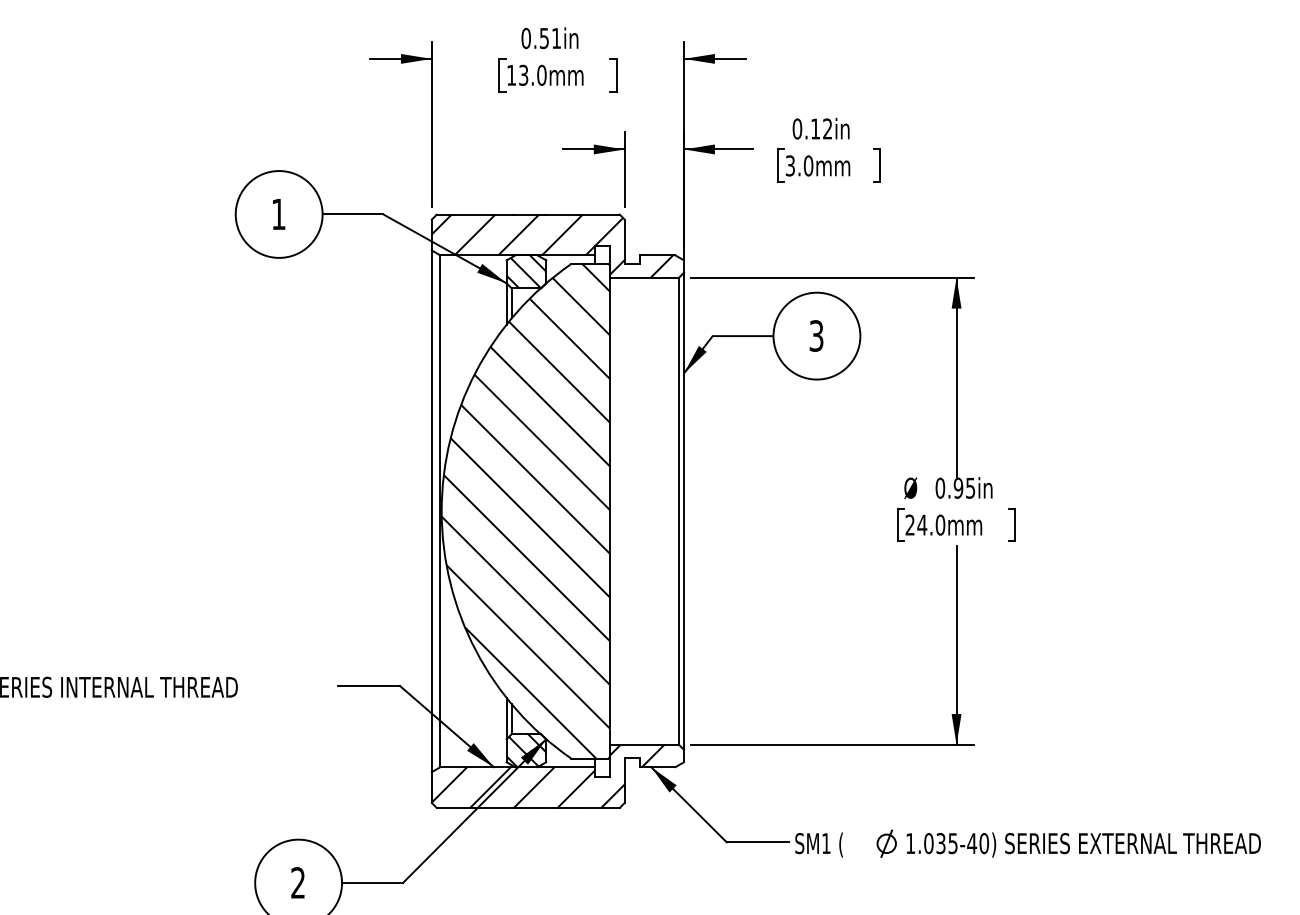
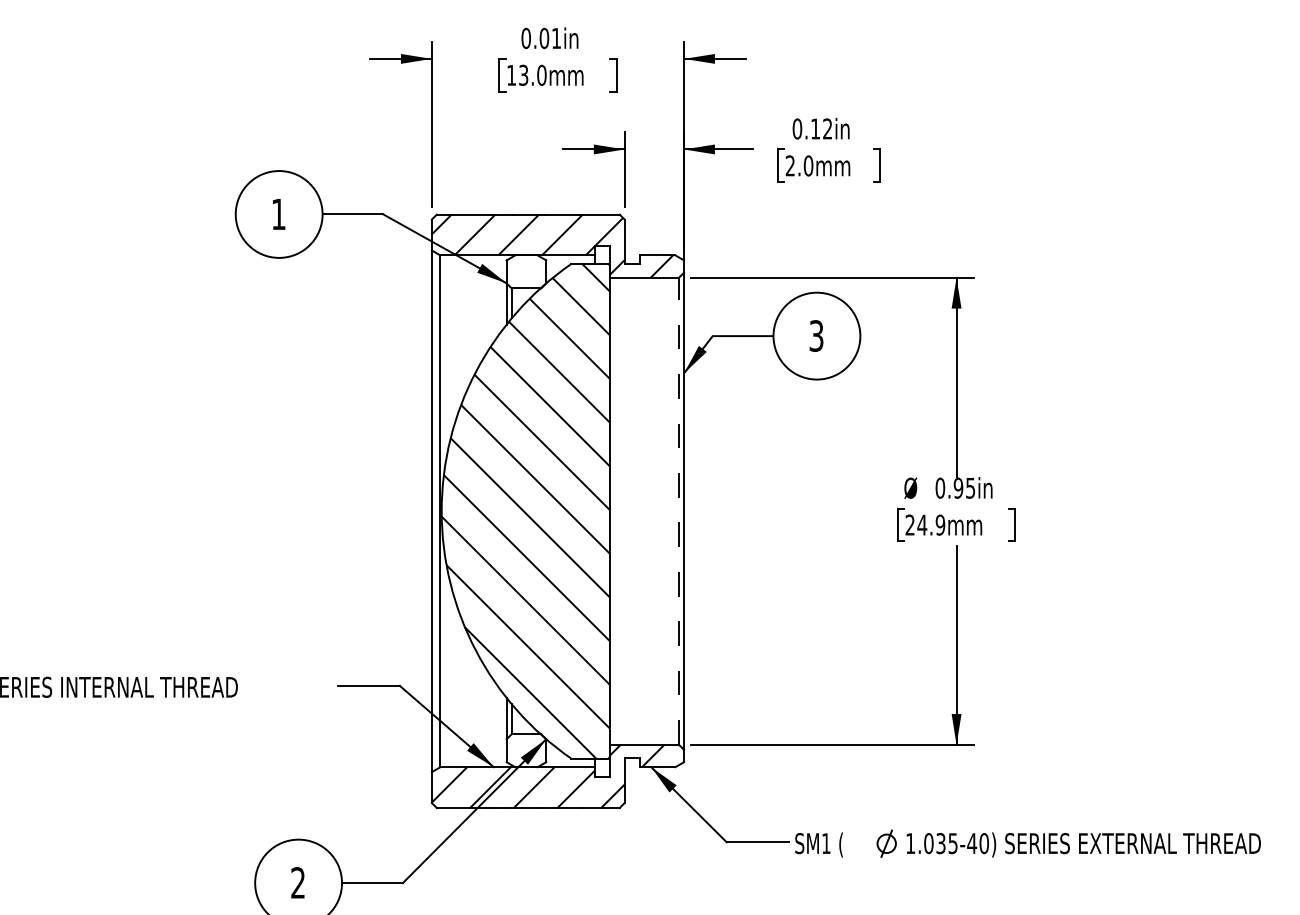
text: 0.51in -> 0.01in (544, 38)
text: 3.0mm -> 2.0mm (789, 165)
hatch: present -> none (526, 271)
line: solid -> dashed (679, 511)
text: 24.0mm -> 24.9mm (940, 524)
hatch: present -> none (526, 750)
